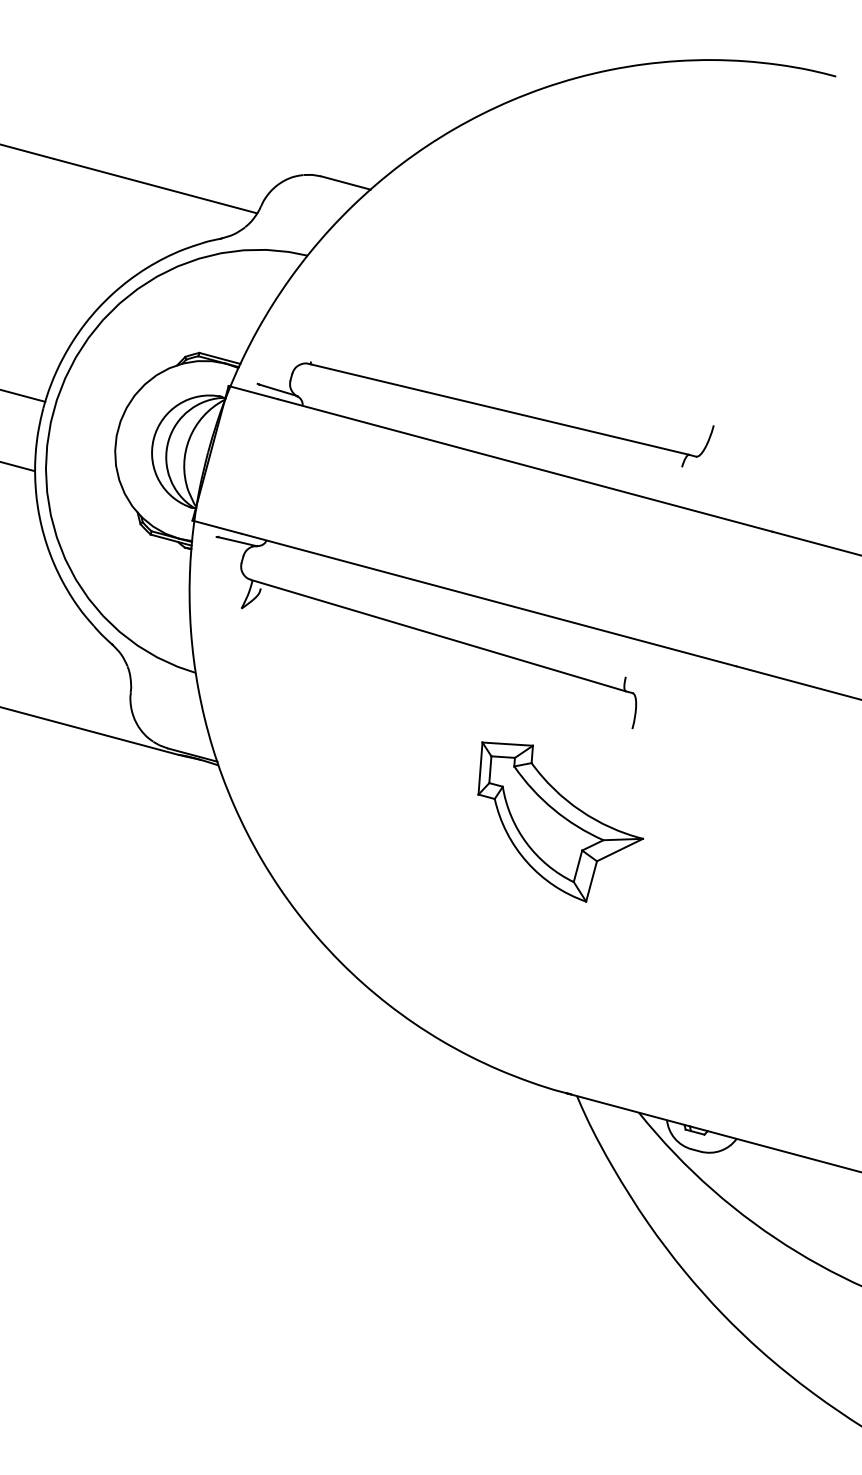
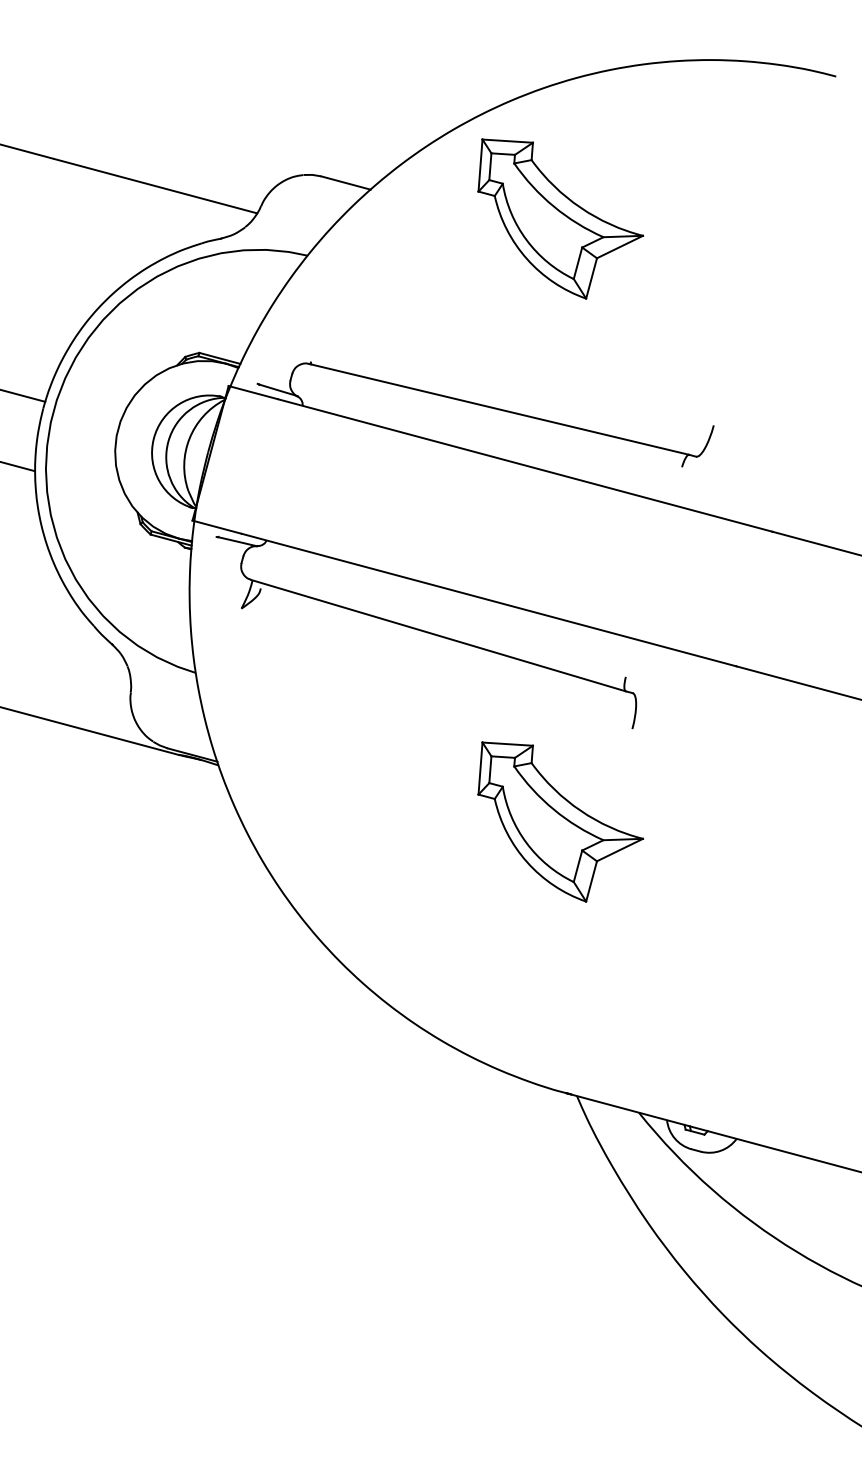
part: none -> present (560, 218)
